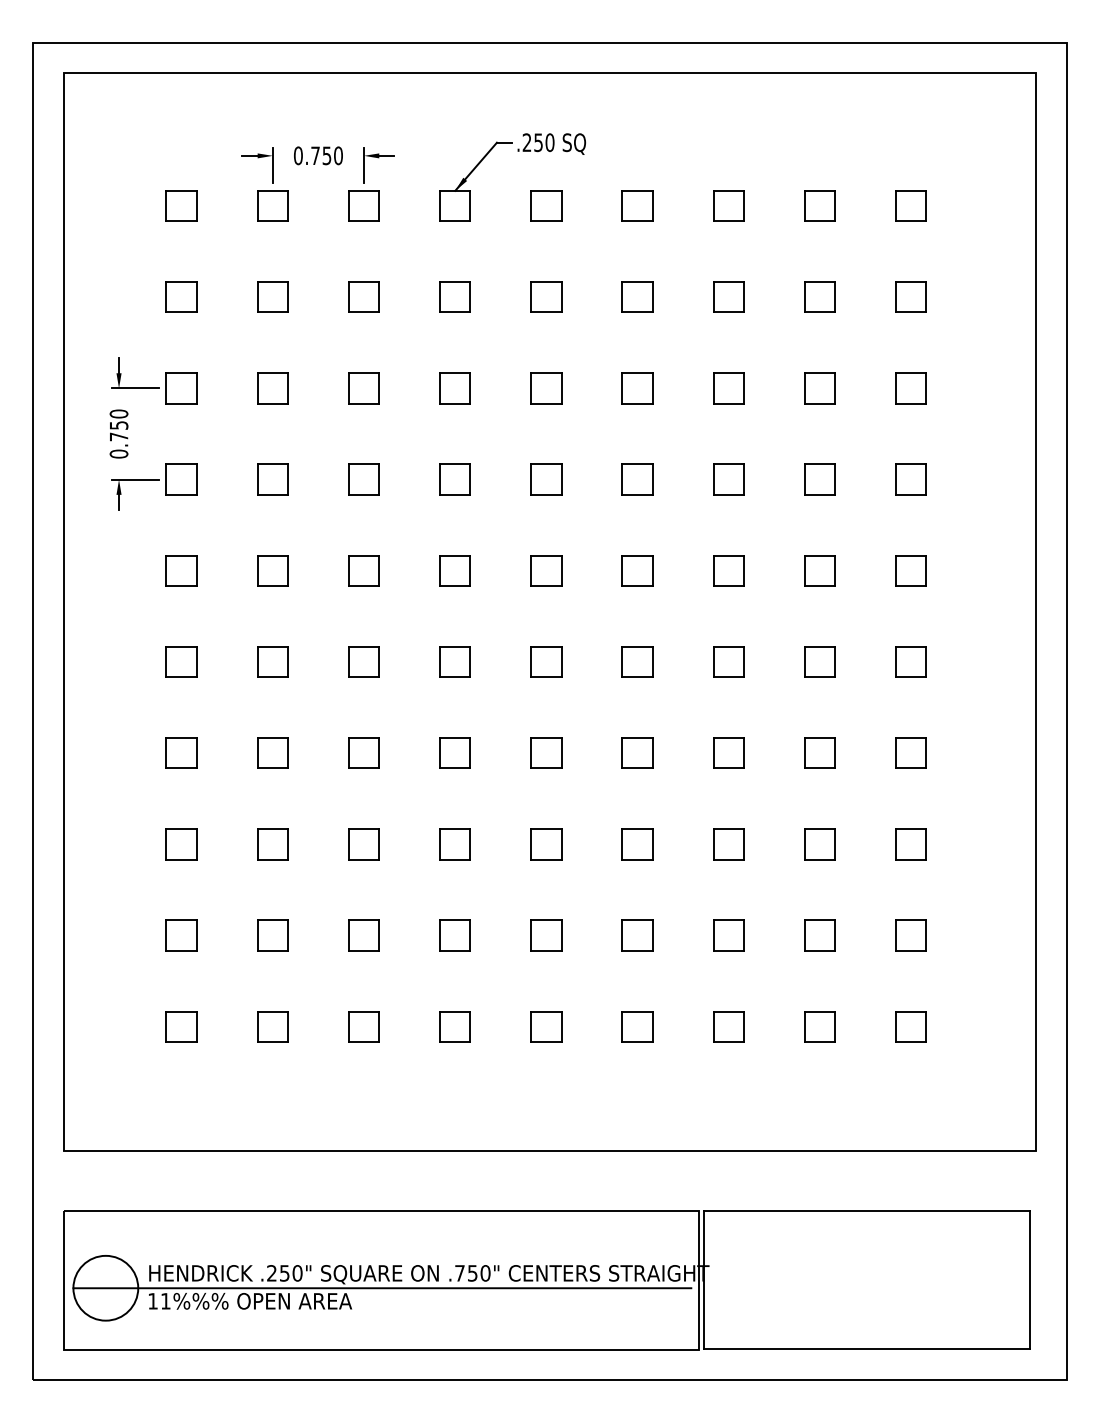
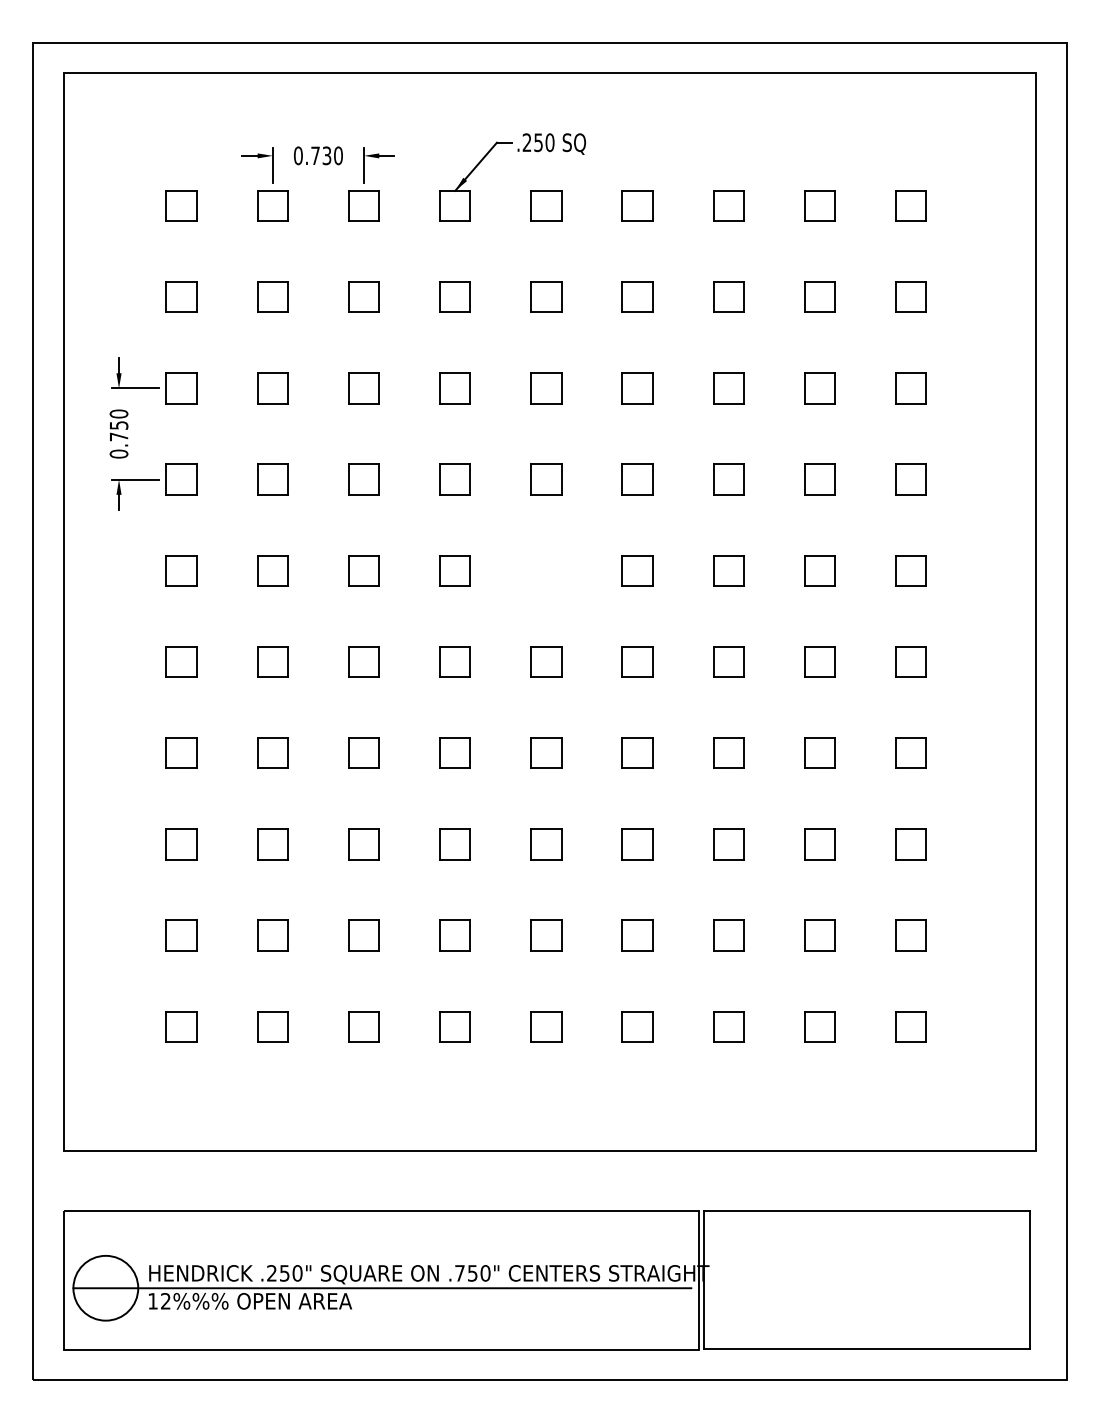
text: 0.750 -> 0.730 (327, 155)
part: present -> none (546, 570)
text: 11%%% -> 12%%% (165, 1301)
